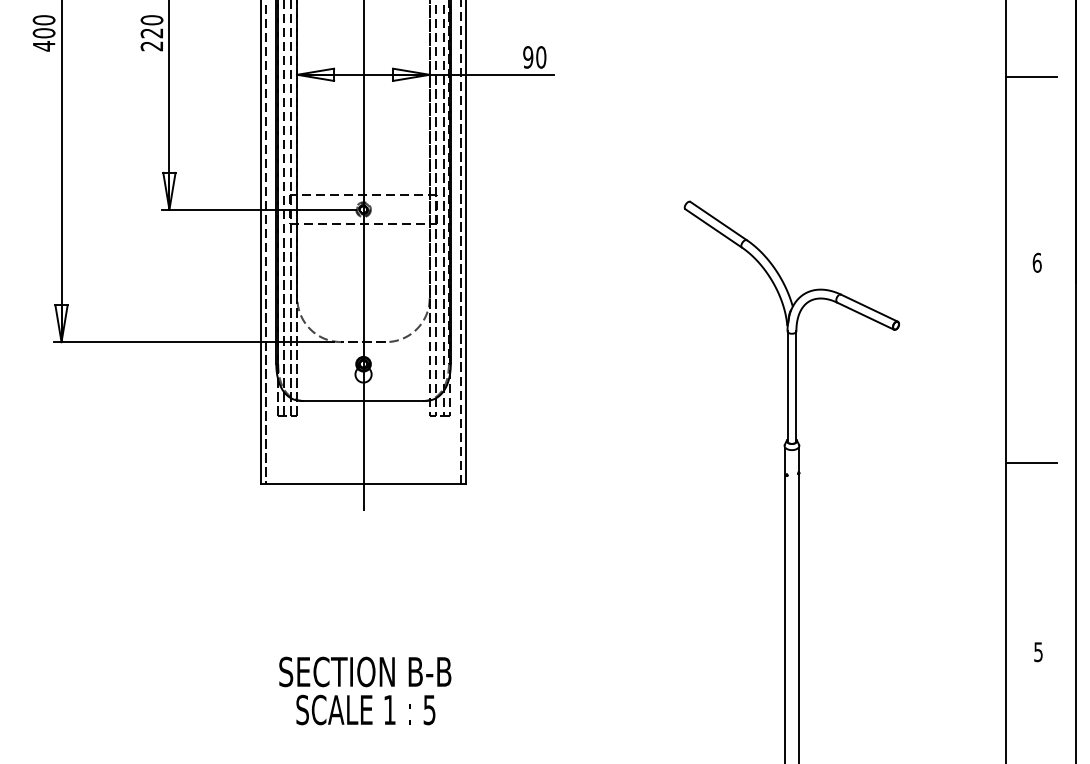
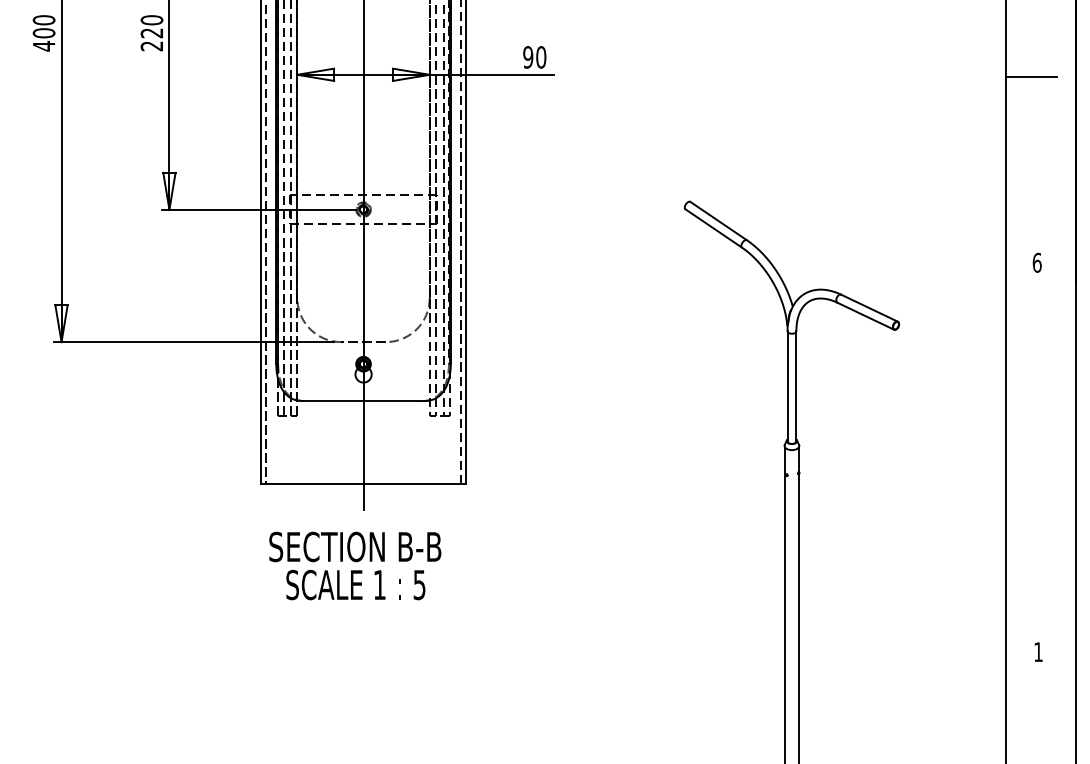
line: present -> none (1031, 462)
text: 5 -> 1 (1038, 652)
text position: (365, 690) -> (355, 565) (355, 565)
